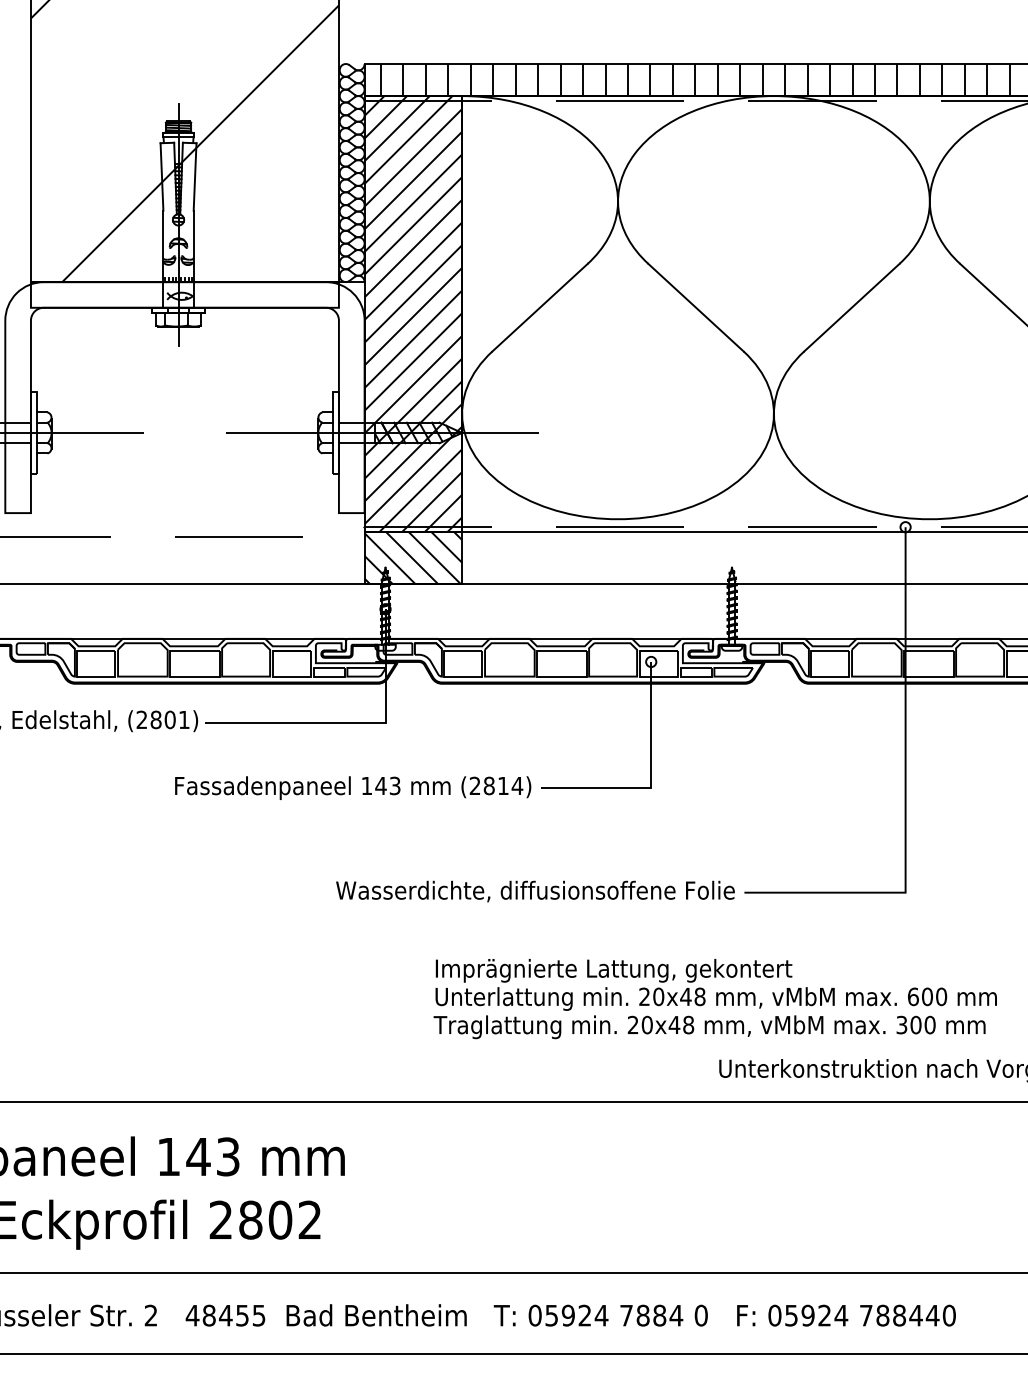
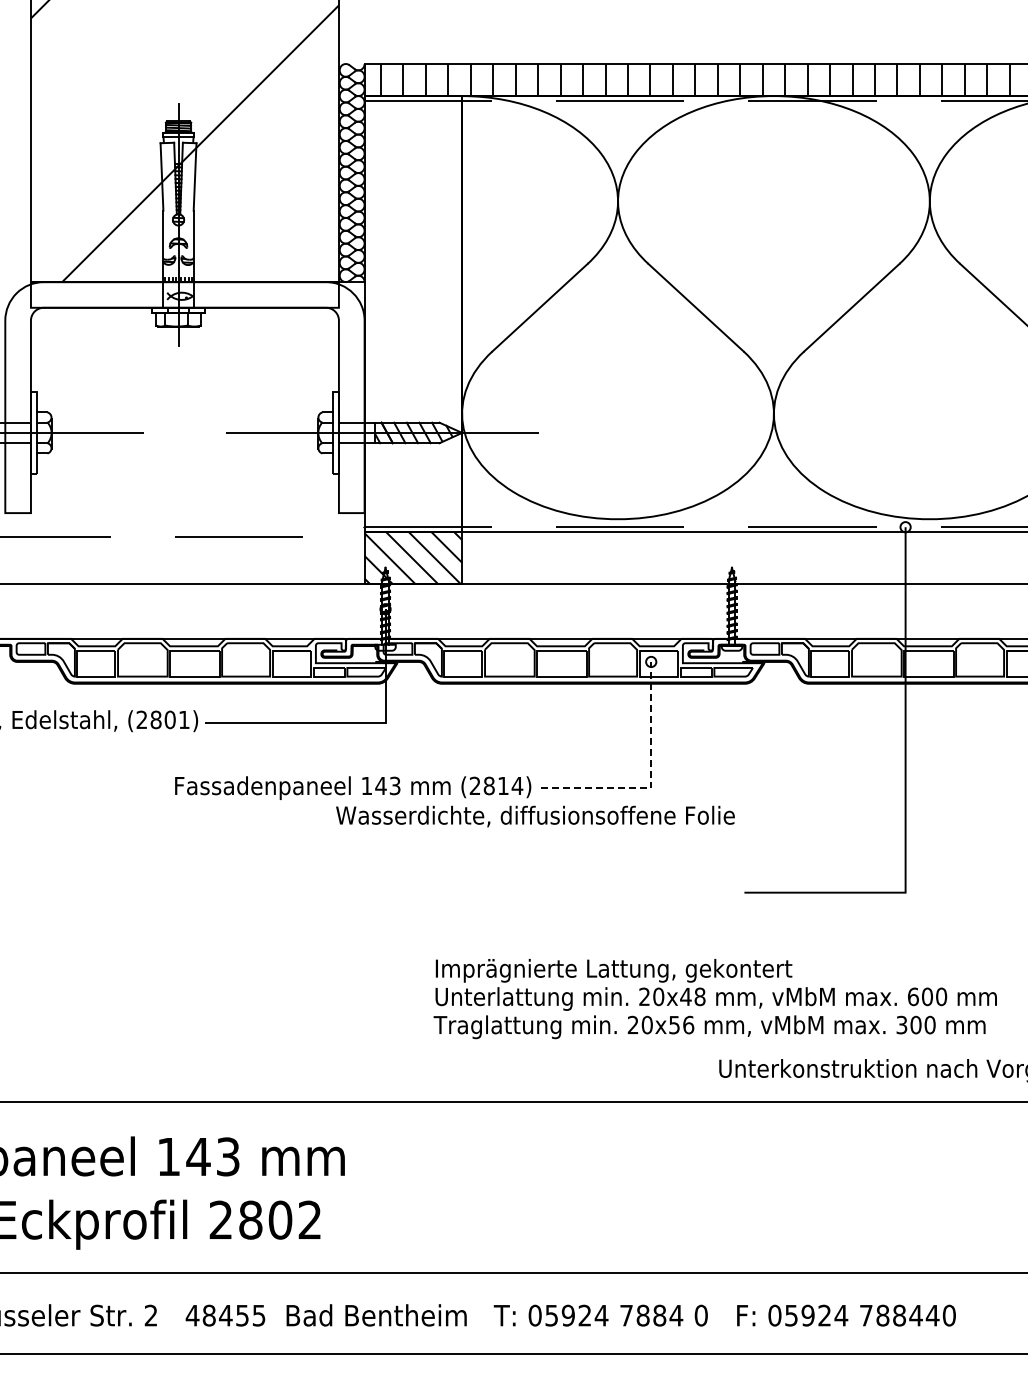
hatch: present -> none (413, 314)
line: solid -> dashed (651, 780)
text position: (535, 891) -> (535, 816) (535, 816)
text: 20x48 -> 20x56 (681, 1024)
